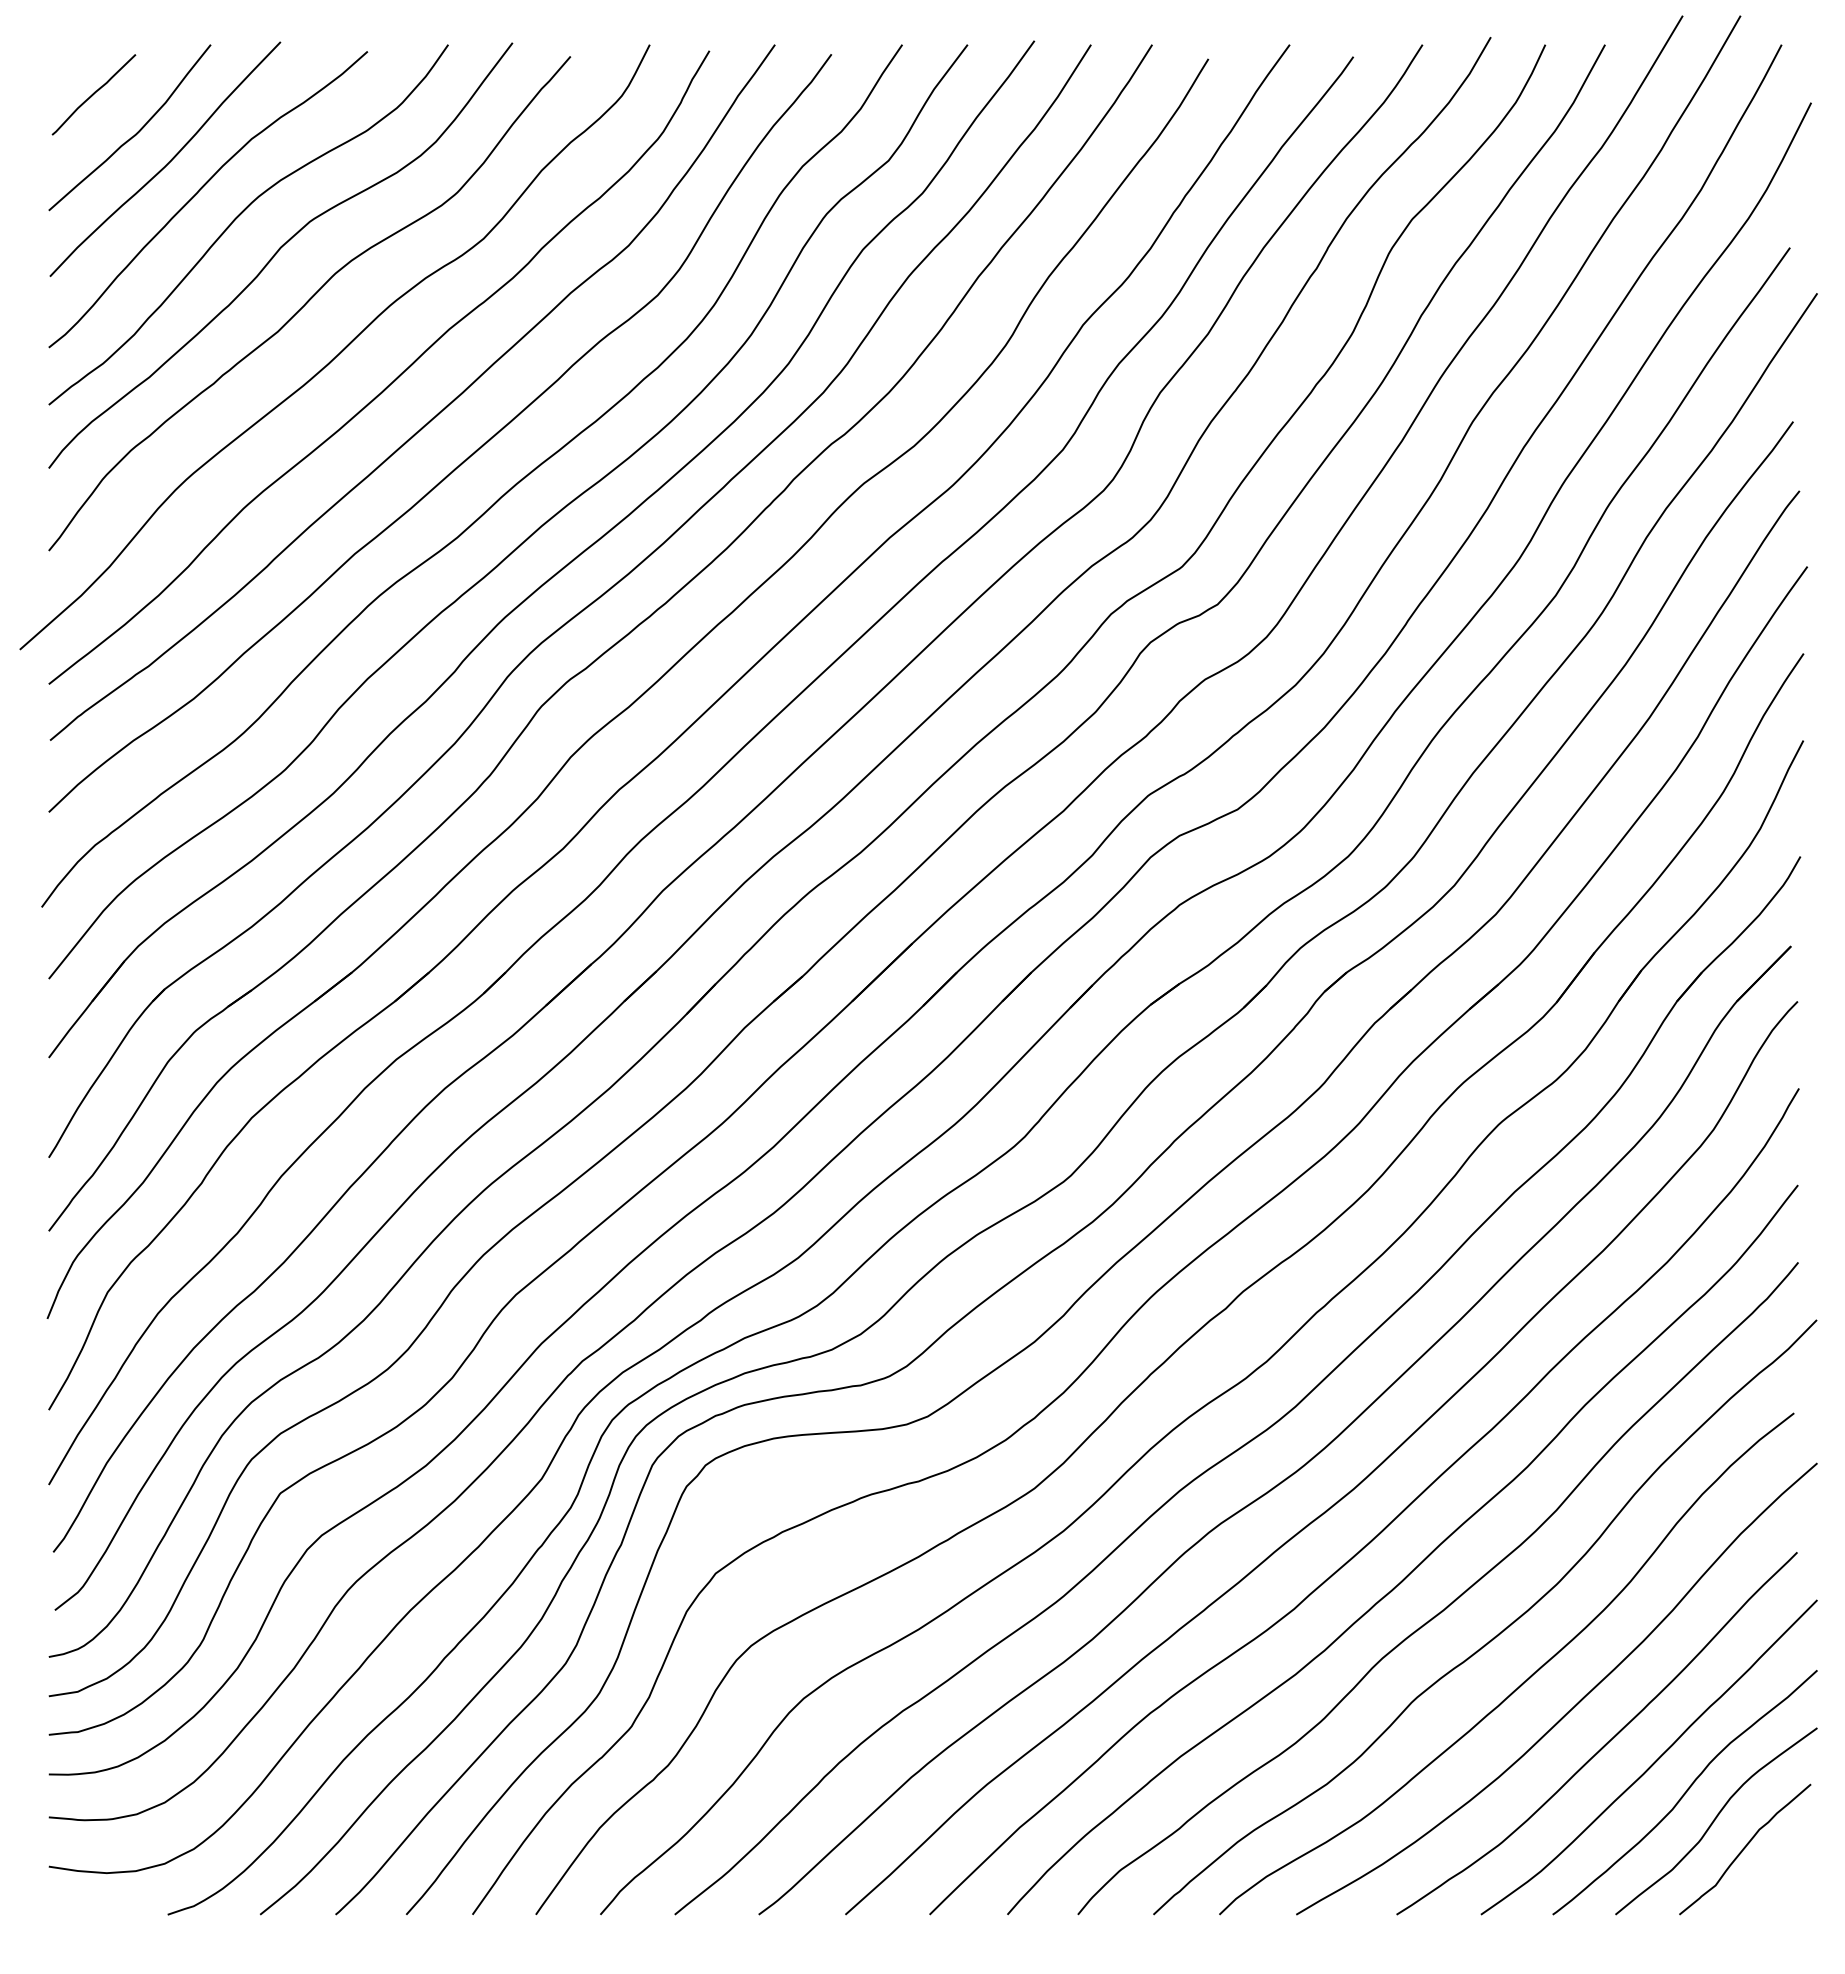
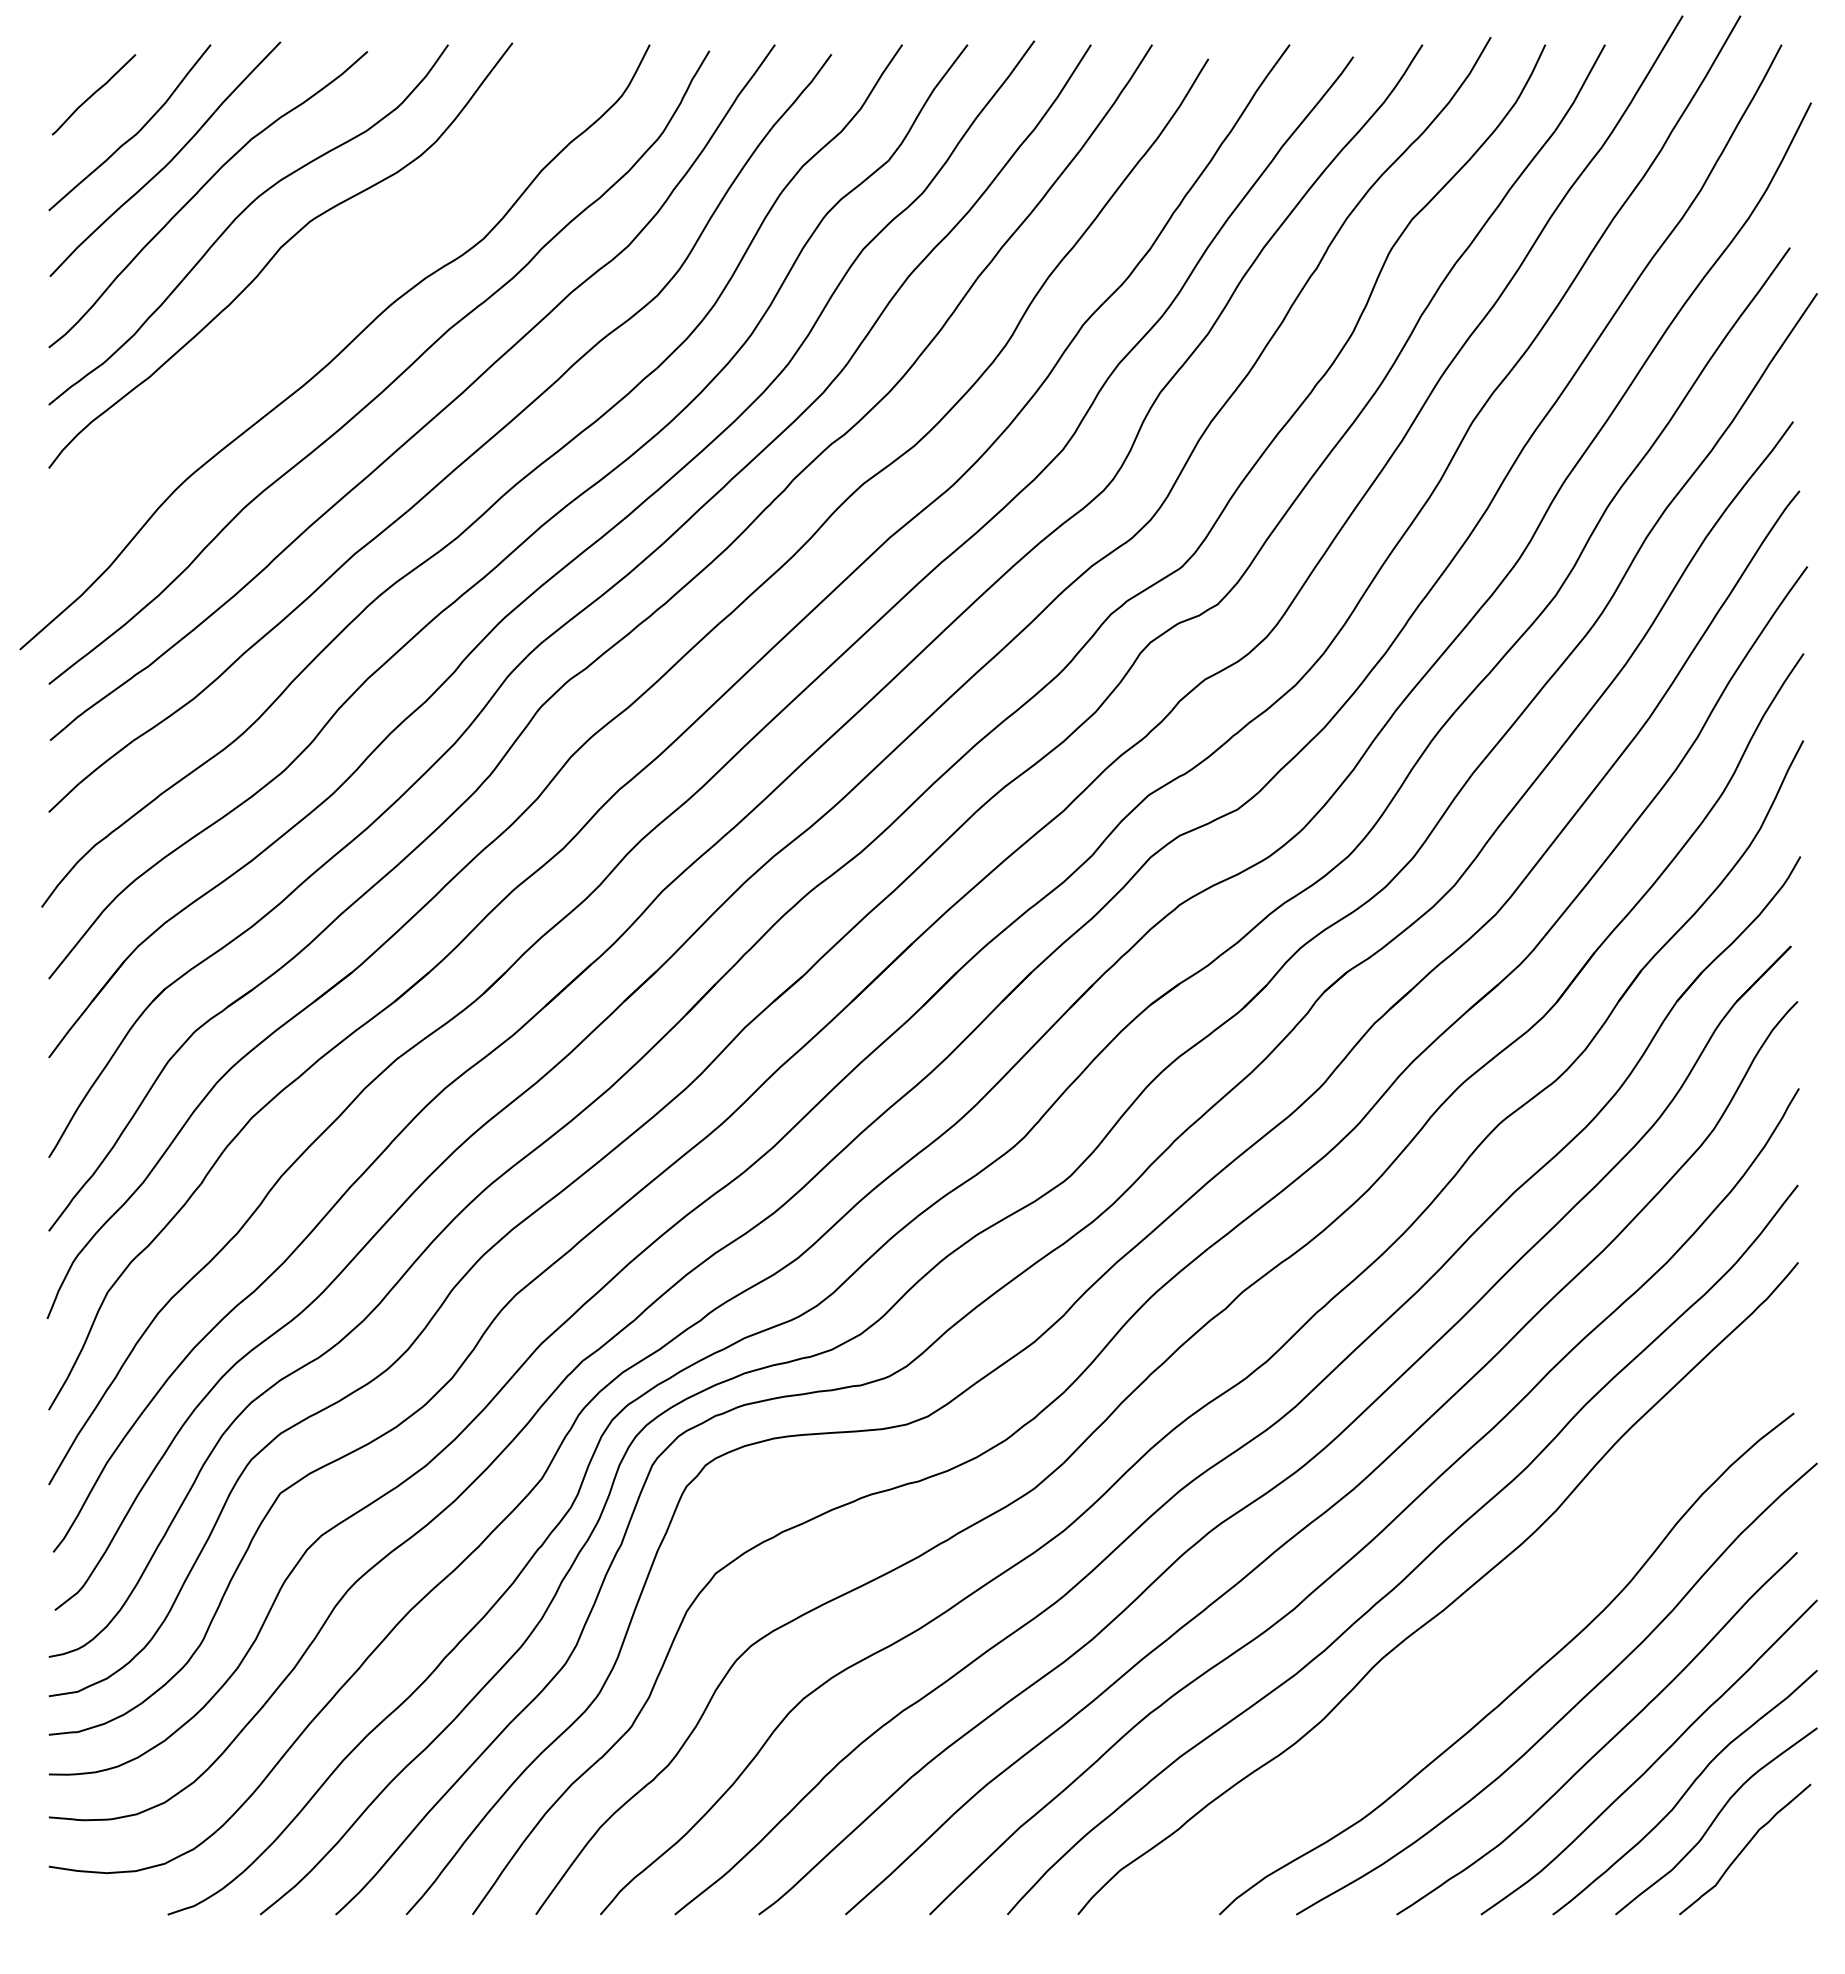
curve: present -> none (308, 302)
curve: present -> none (1500, 1631)
